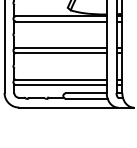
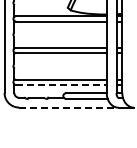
line: solid -> dashed (61, 85)
line: solid -> dashed (68, 107)
